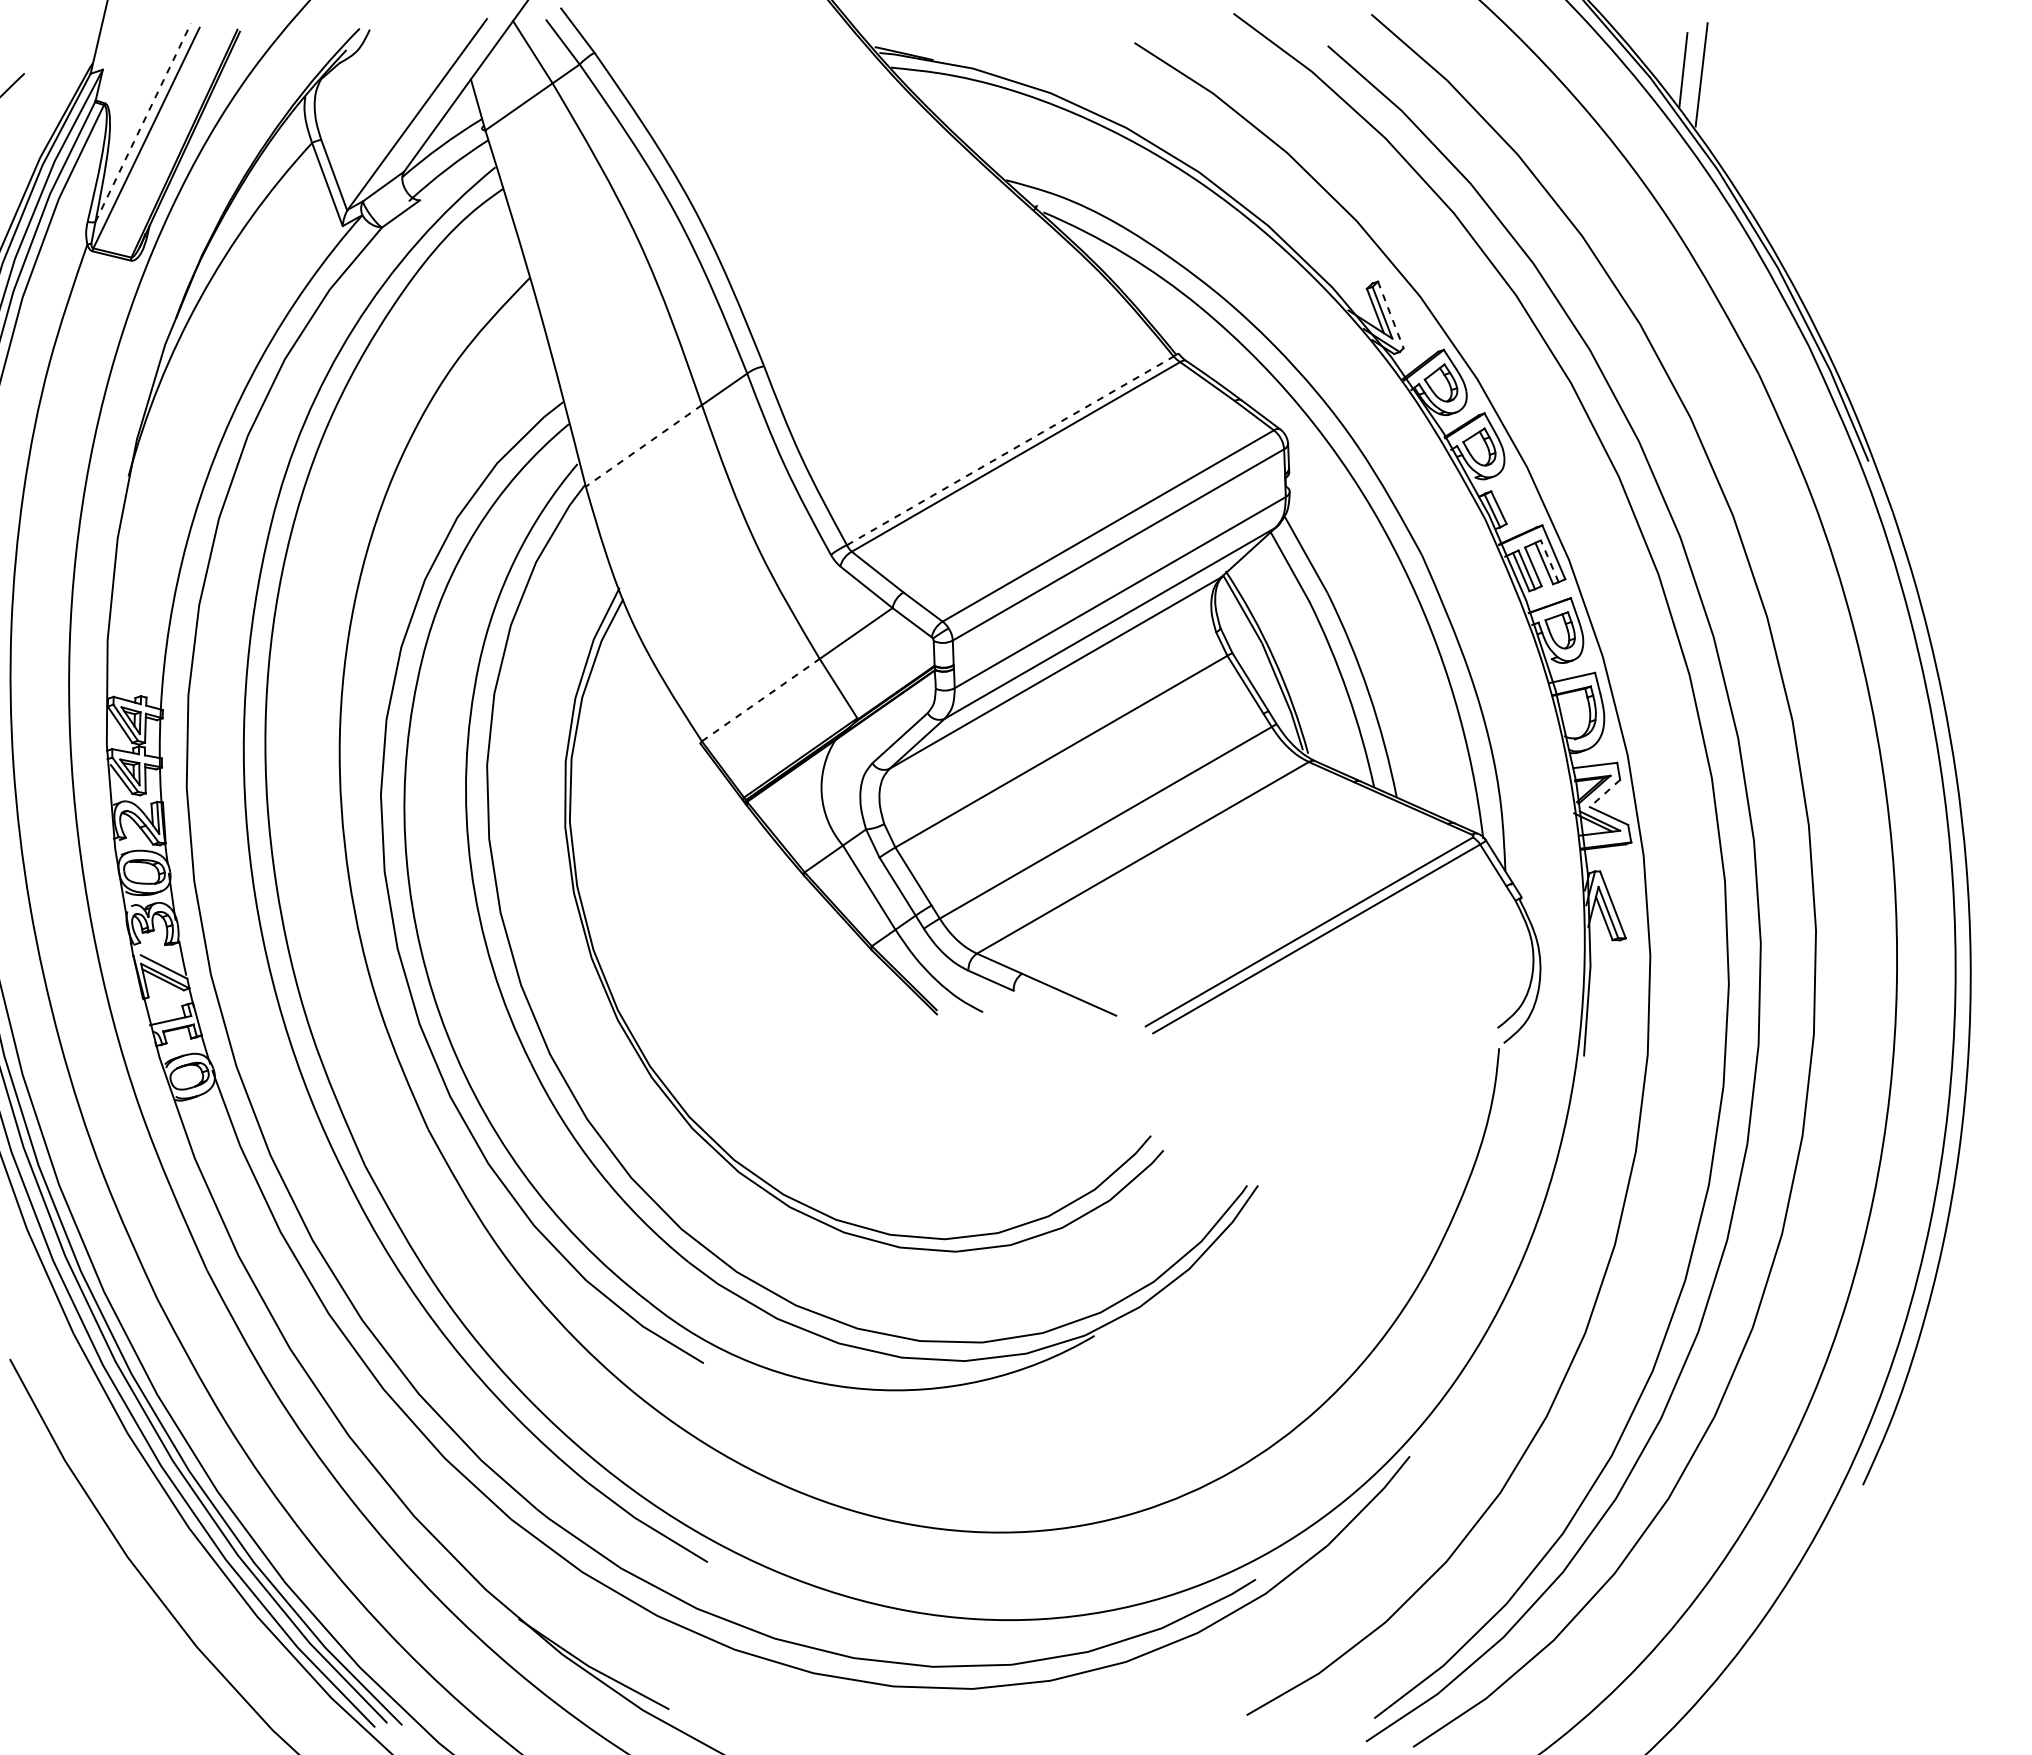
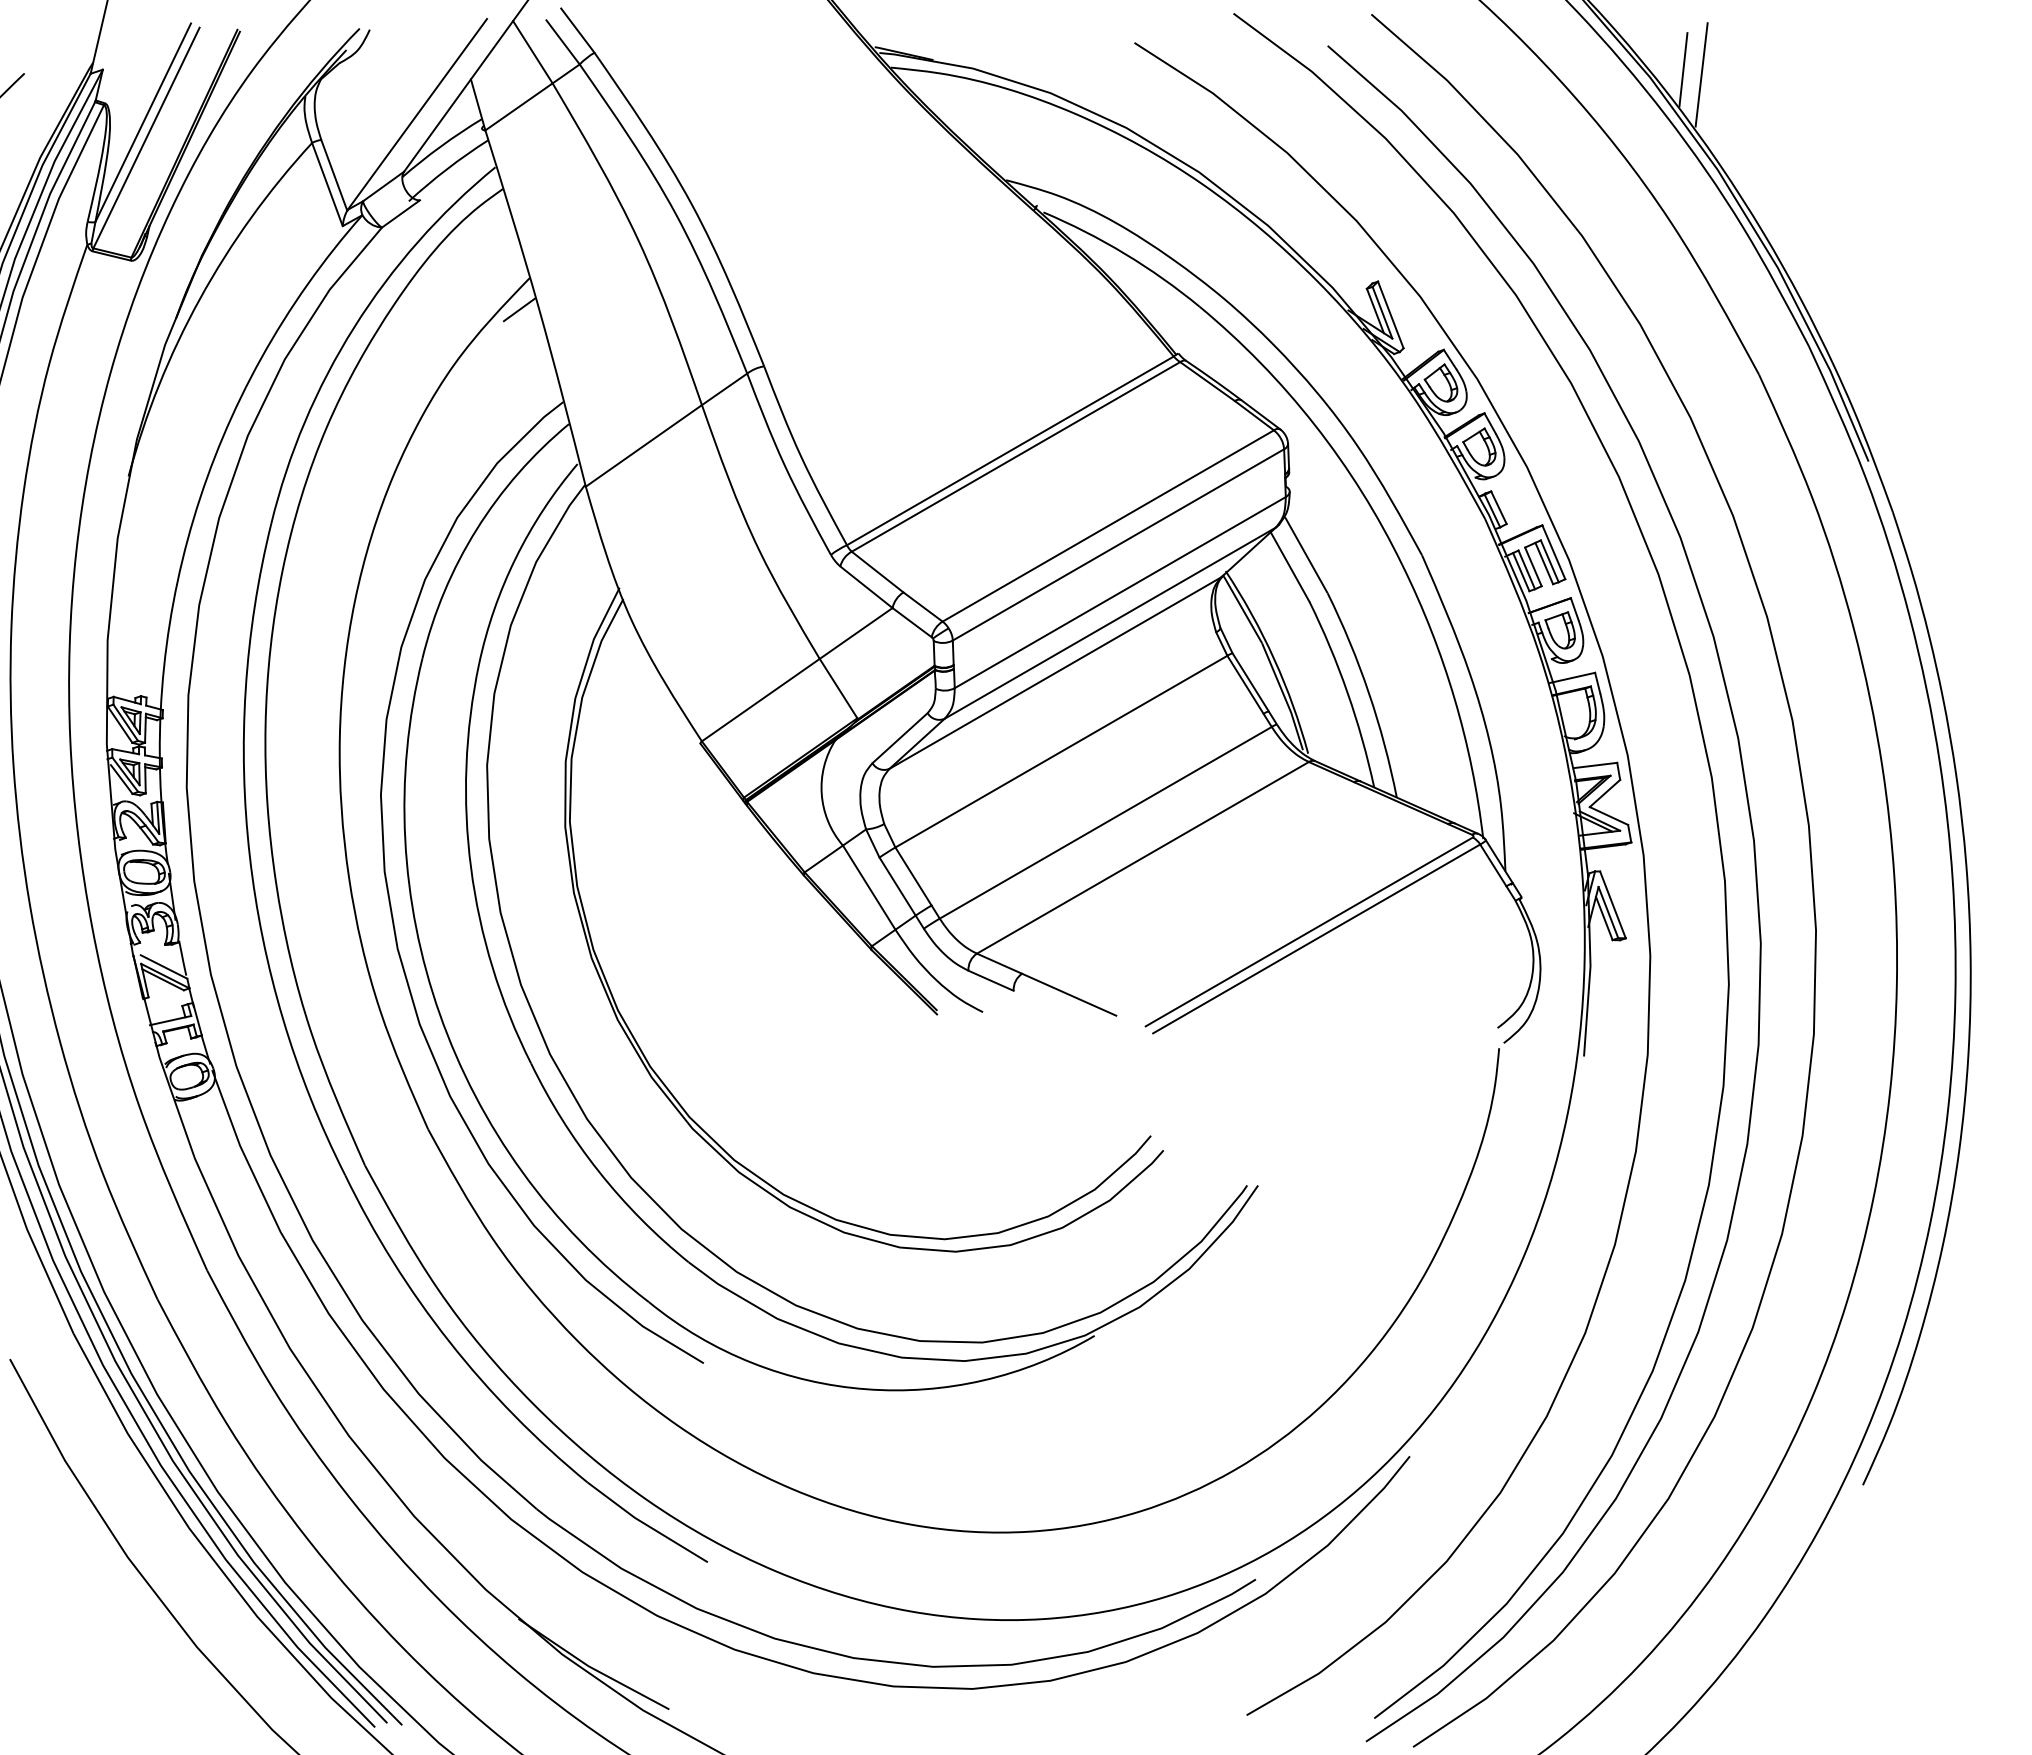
line: dashed -> solid (143, 122)
line: none -> present (518, 309)
line: dashed -> solid (1390, 314)
line: dashed -> solid (643, 445)
line: dashed -> solid (1010, 450)
line: dashed -> solid (1549, 561)
line: dashed -> solid (760, 700)
line: dashed -> solid (1604, 793)
